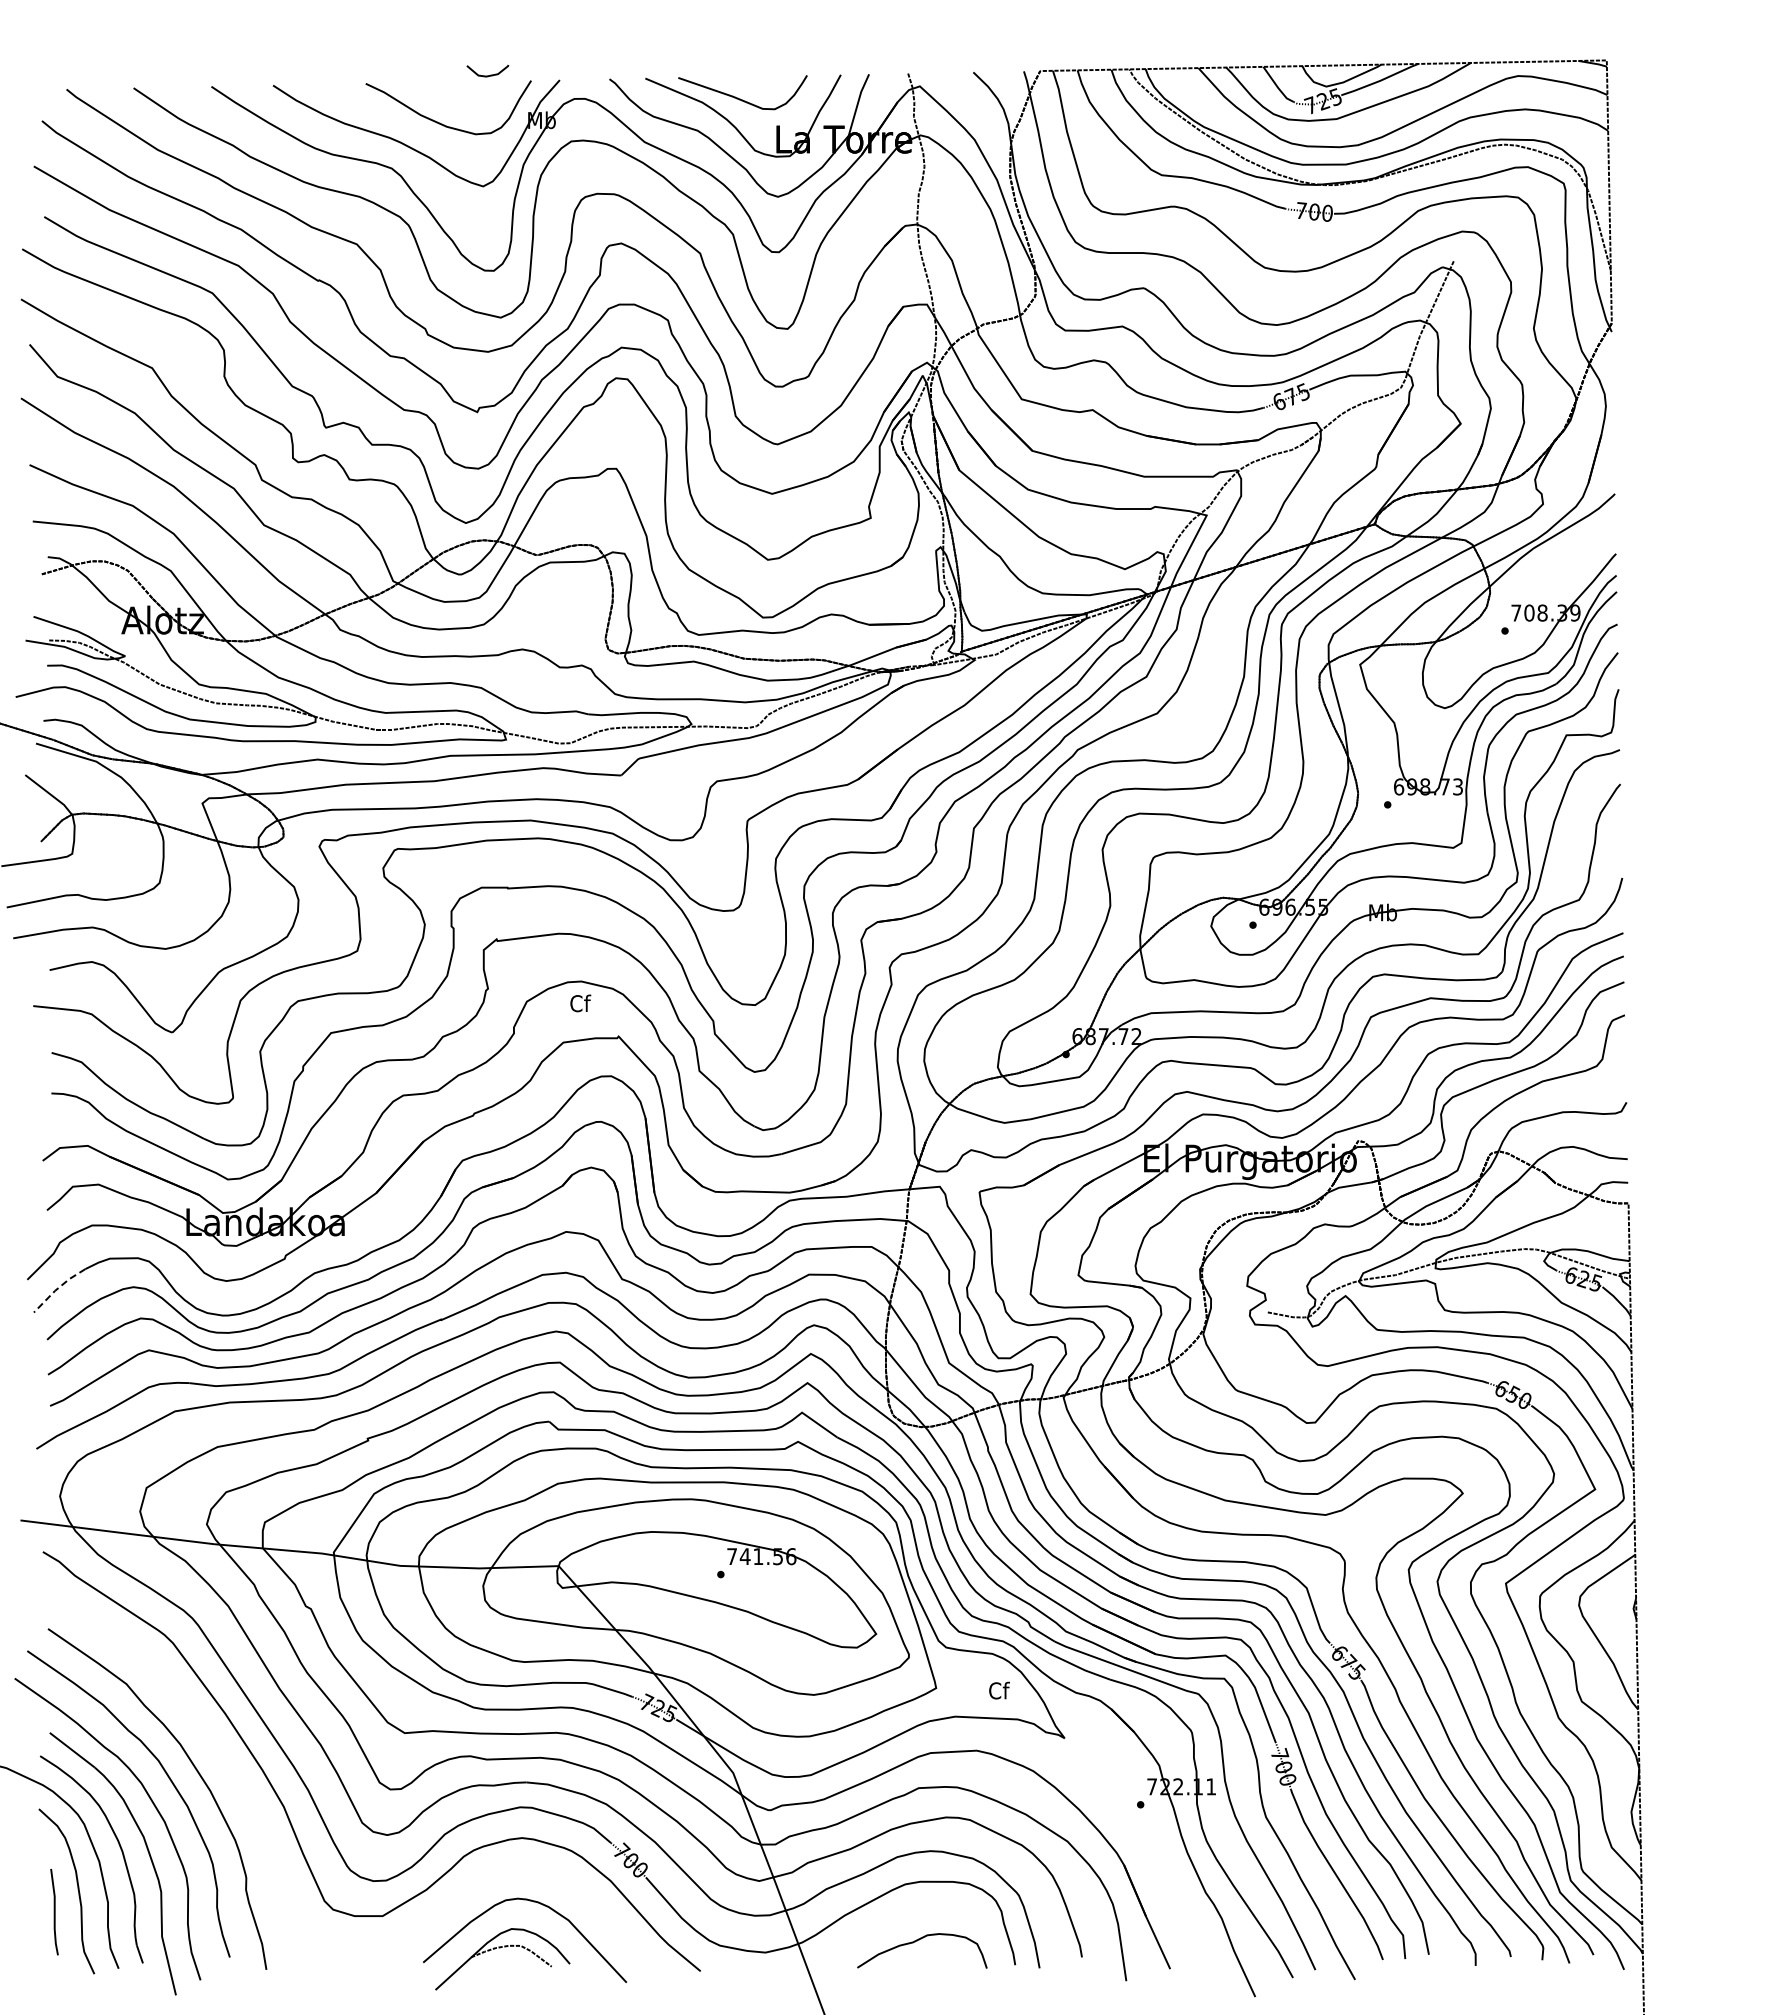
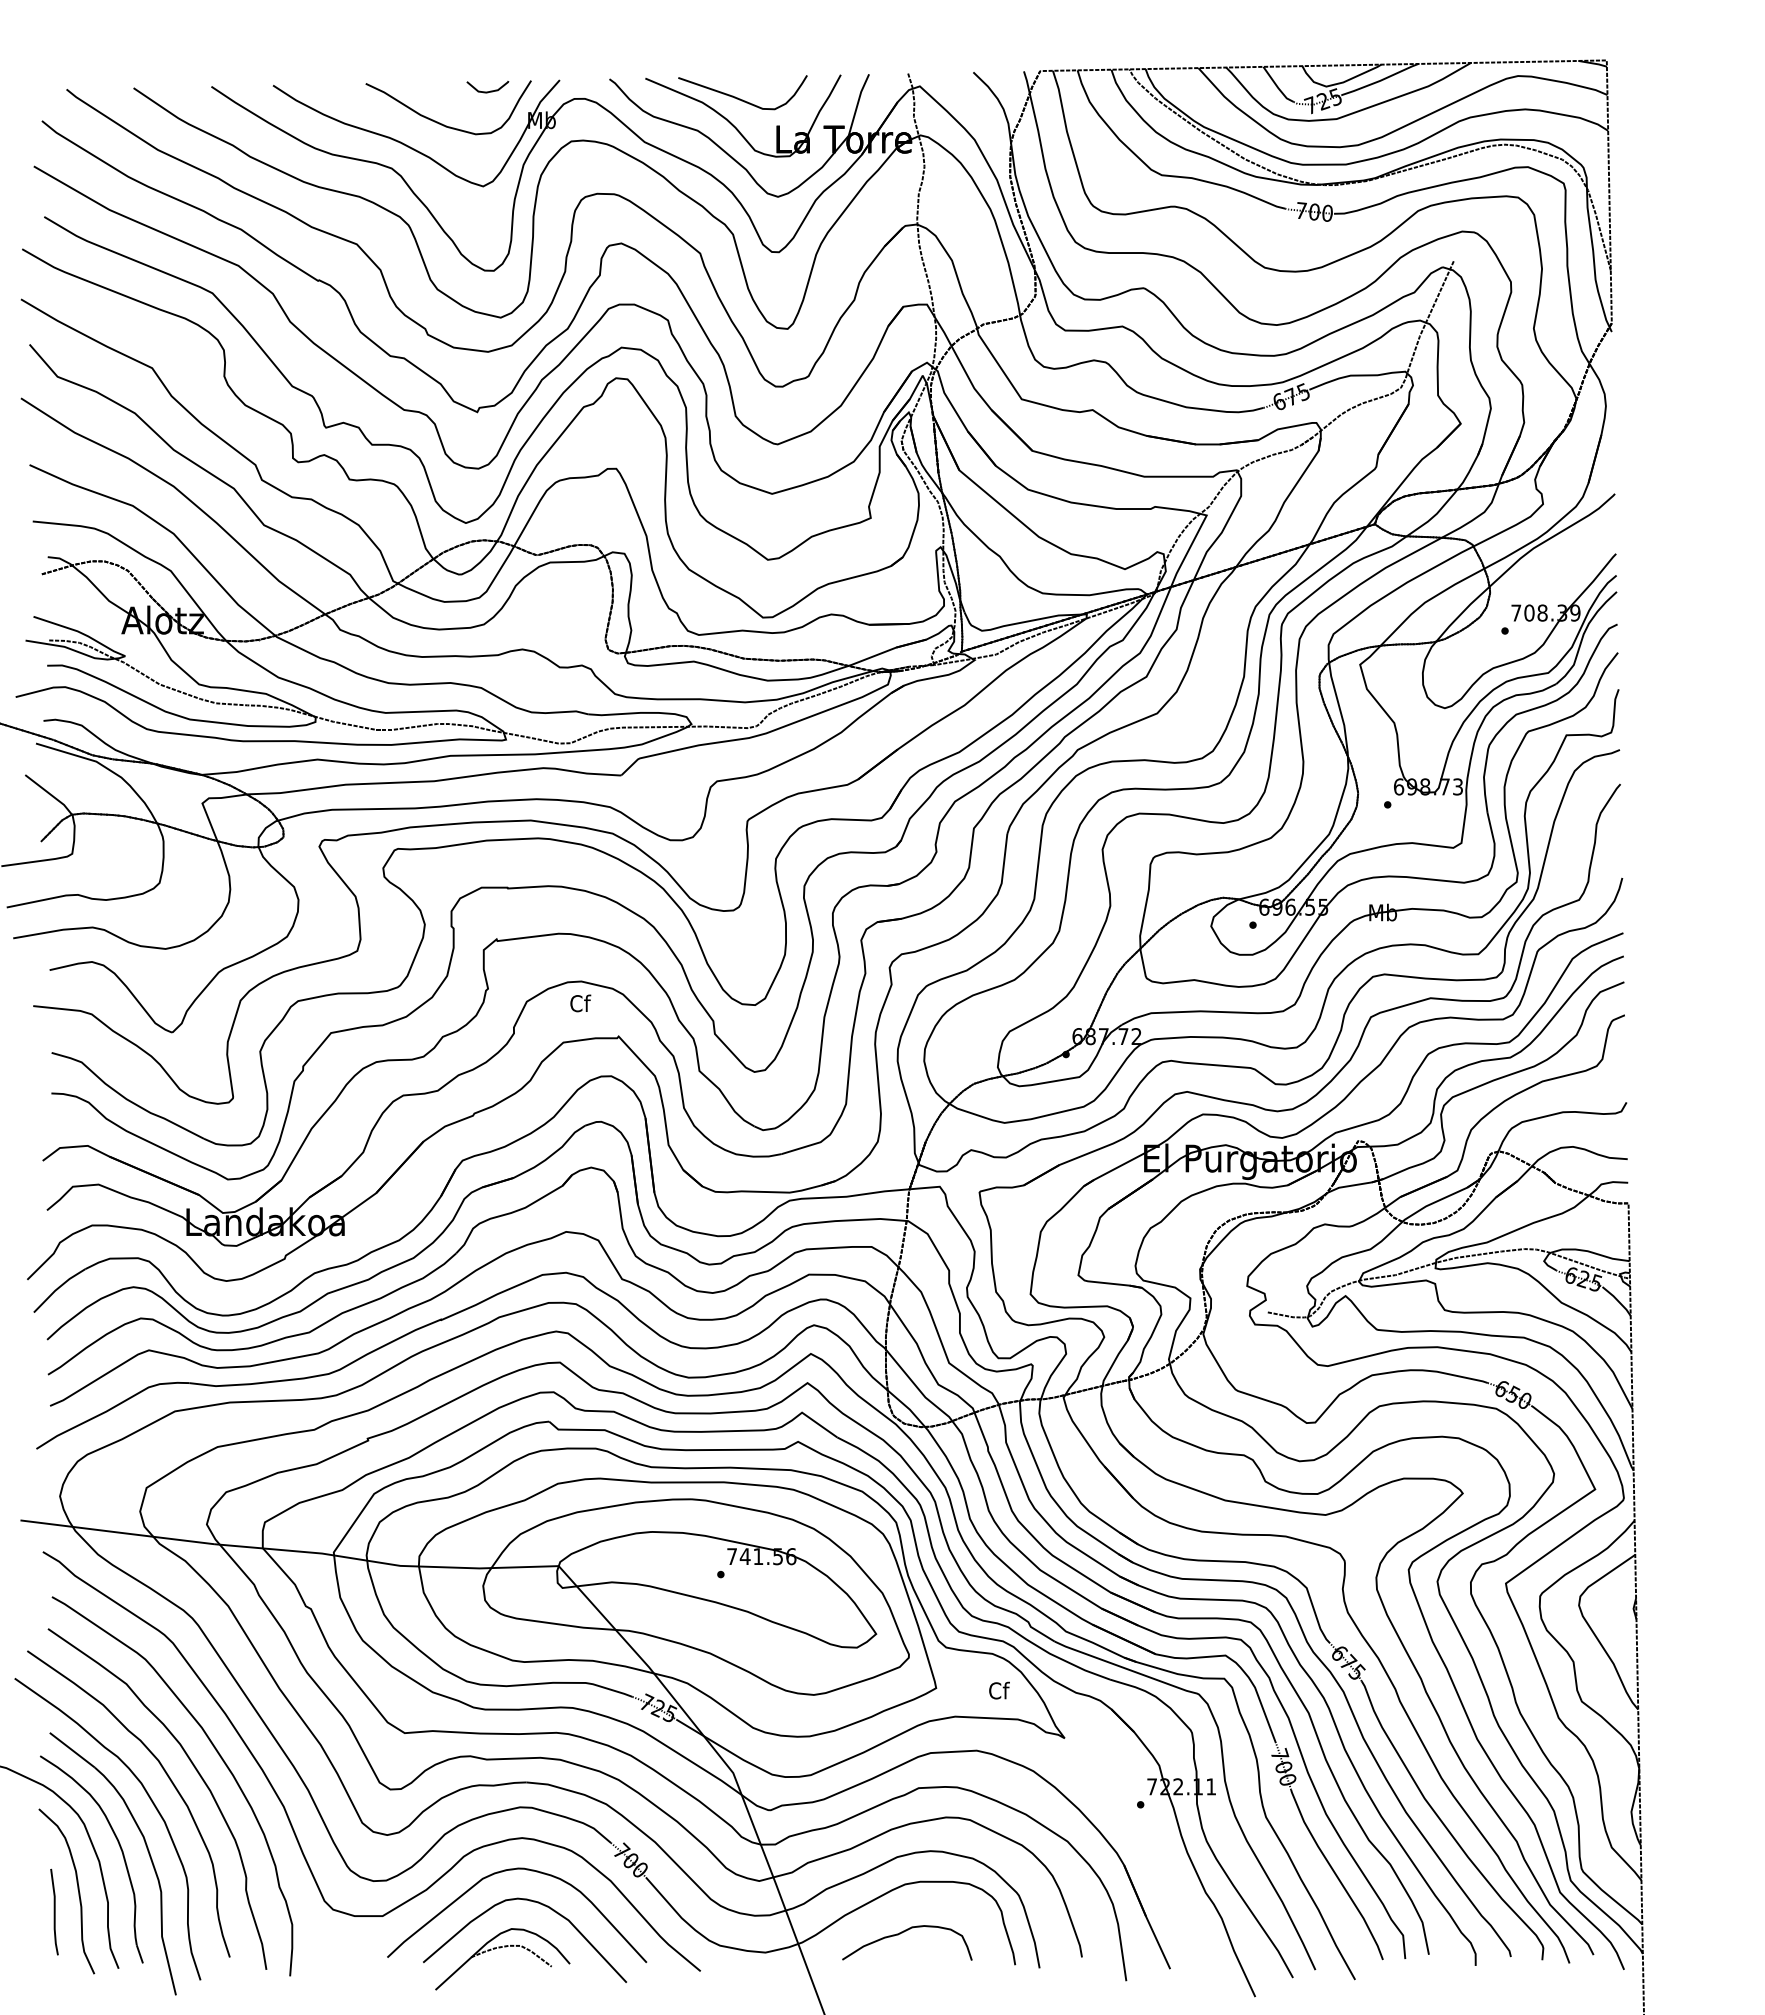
curve position: (487, 75) -> (487, 91) (487, 91)
line: dashed -> solid (57, 1288)
curve: none -> present (220, 1758)
curve: none -> present (513, 1870)
curve position: (917, 1941) -> (902, 1933) (902, 1933)
